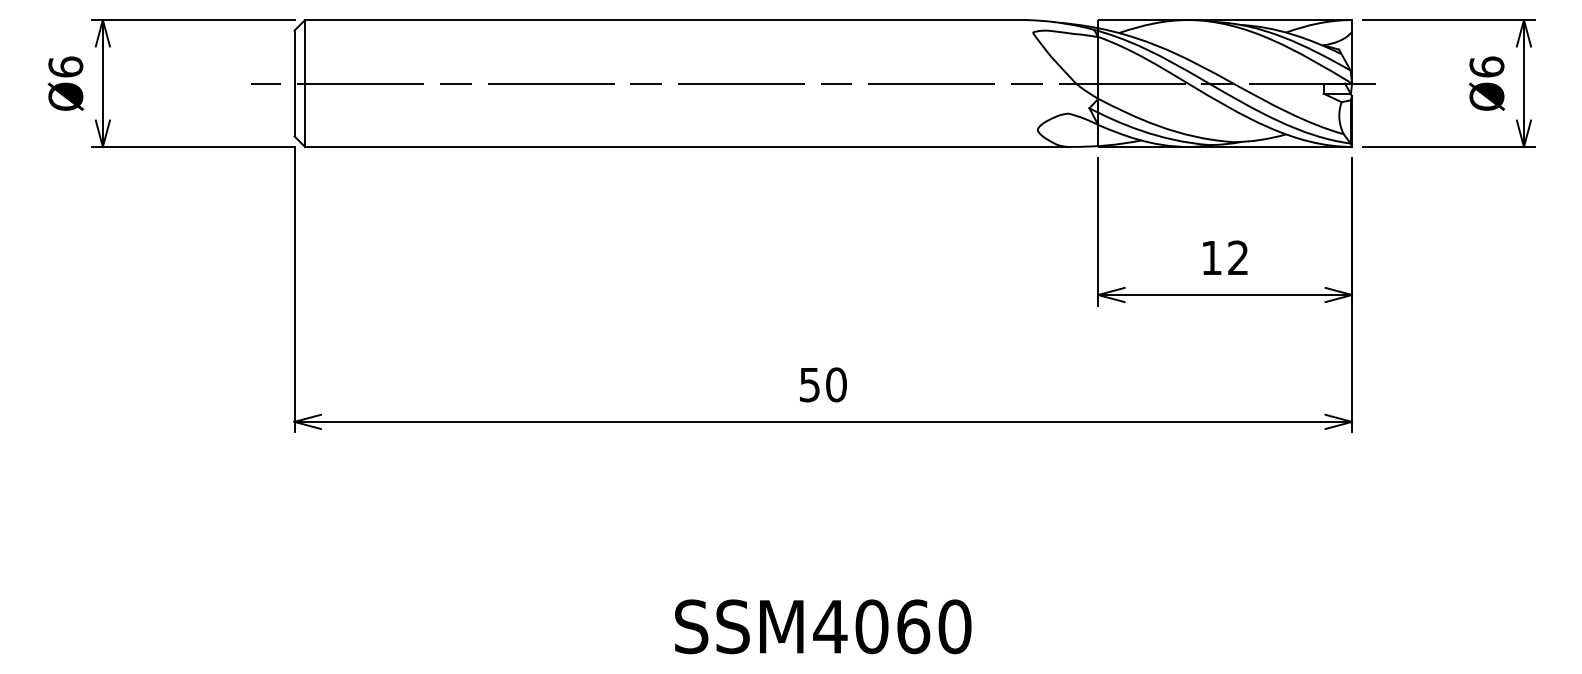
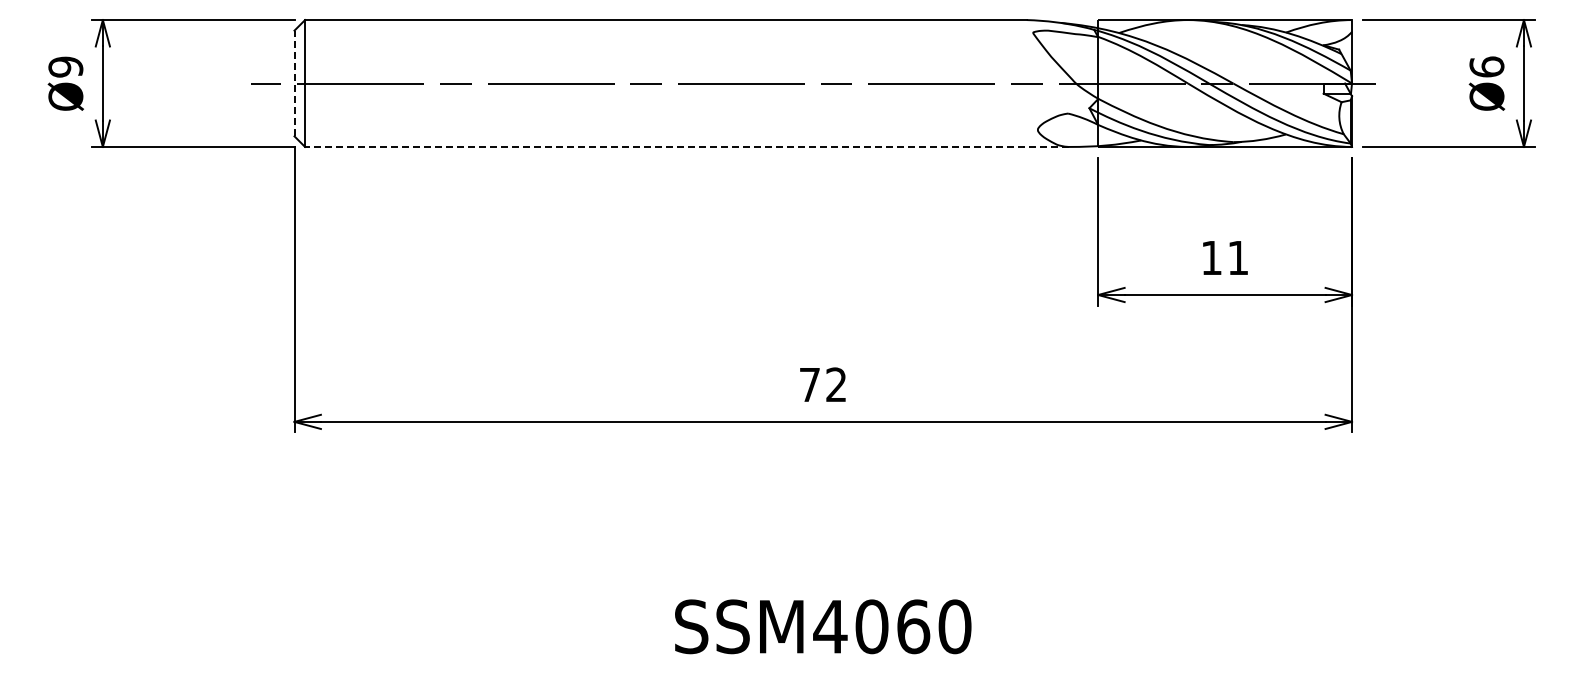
text: Ø6 -> Ø9 (65, 66)
line: solid -> dashed (294, 83)
line: solid -> dashed (686, 146)
text: 12 -> 11 (1237, 257)
text: 50 -> 72 (823, 384)
